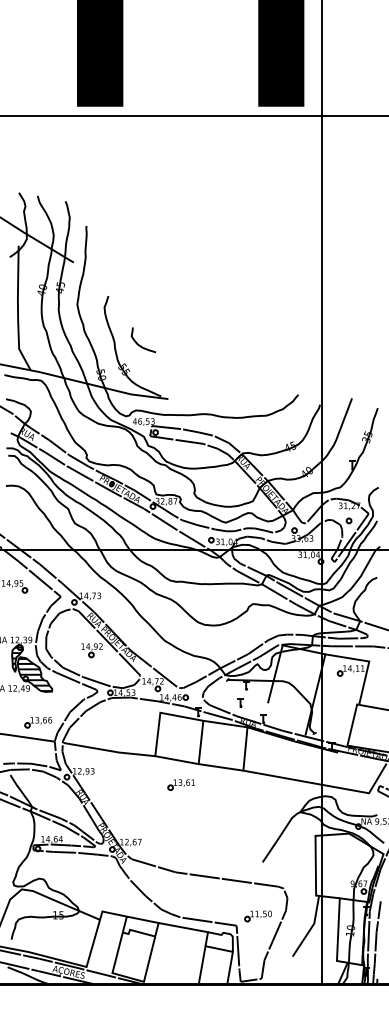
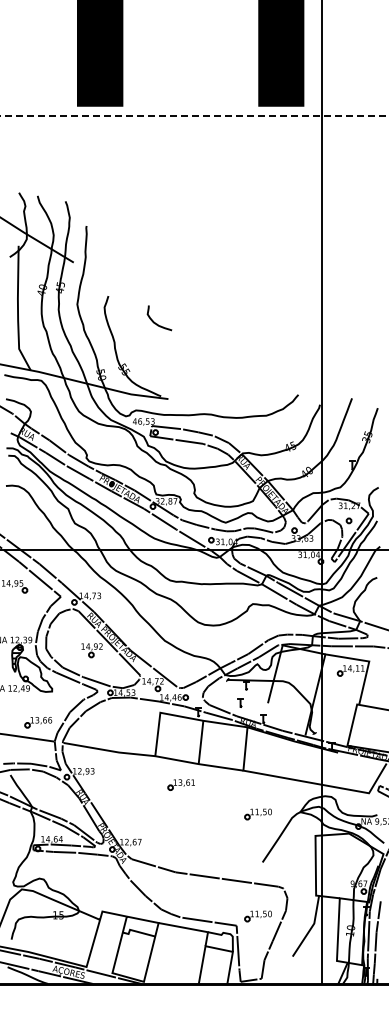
line: solid -> dashed (194, 116)
curve position: (141, 345) -> (157, 323) (157, 323)
hatch: present -> none (34, 674)
part: none -> present (257, 814)
